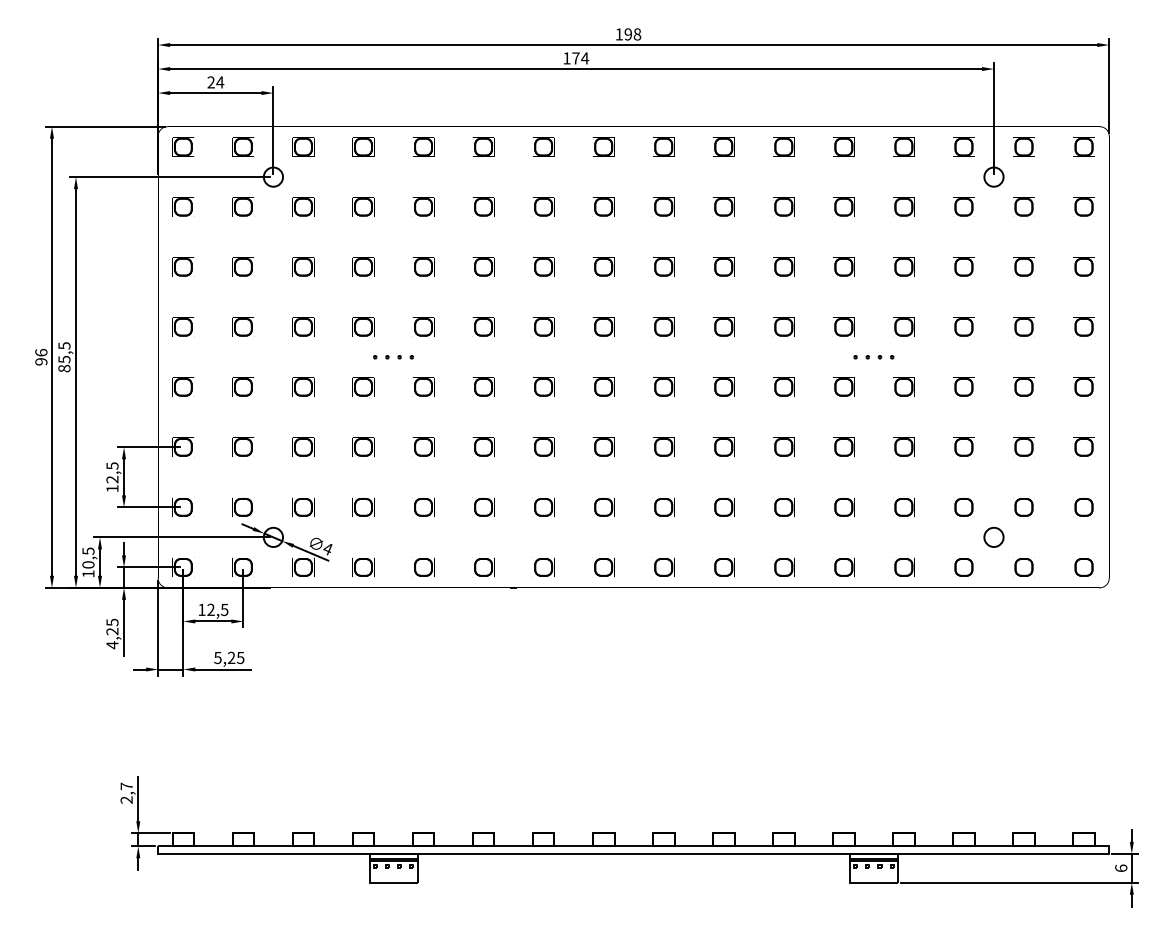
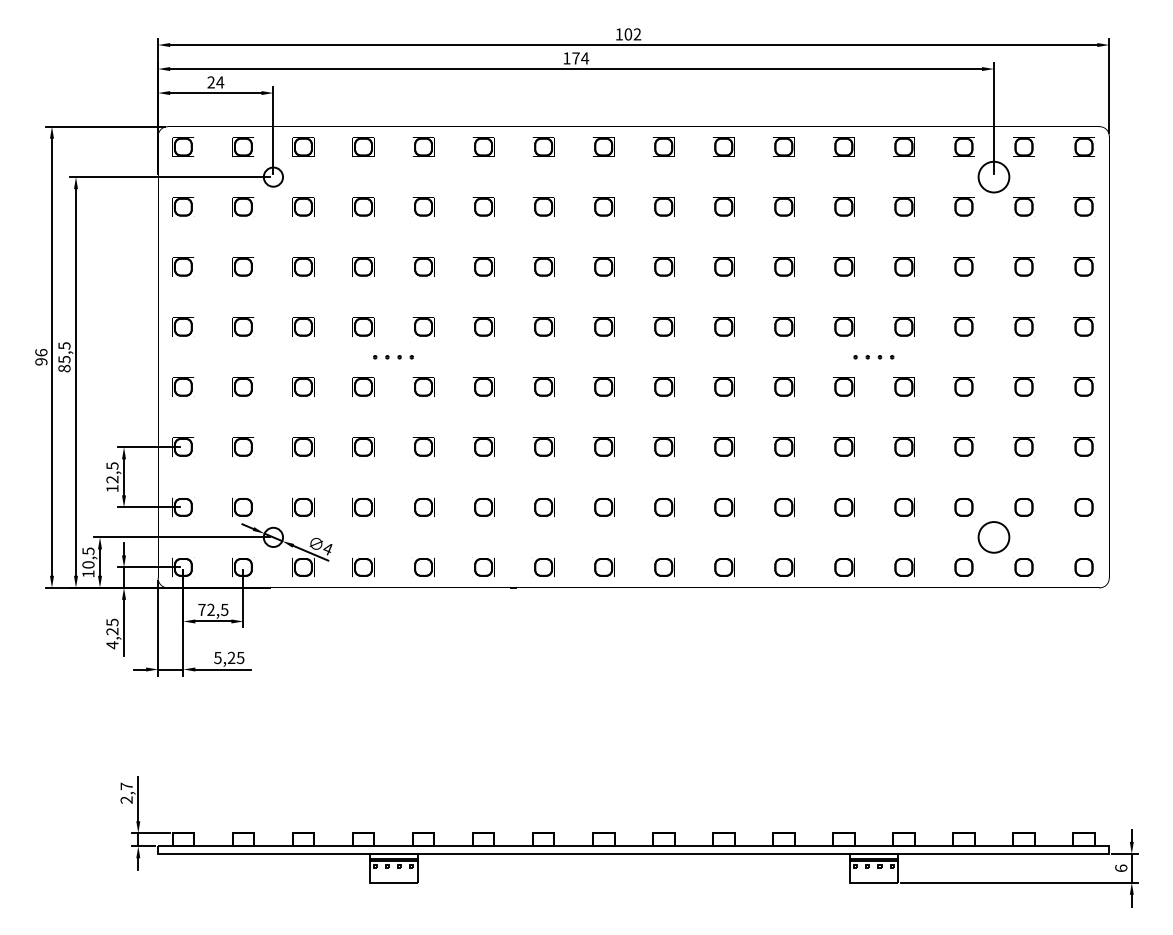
text: 198 -> 102 (632, 34)
circle diameter: 19 px -> 31 px (993, 176)
circle diameter: 19 px -> 31 px (993, 537)
text: 12,5 -> 72,5 (201, 609)
